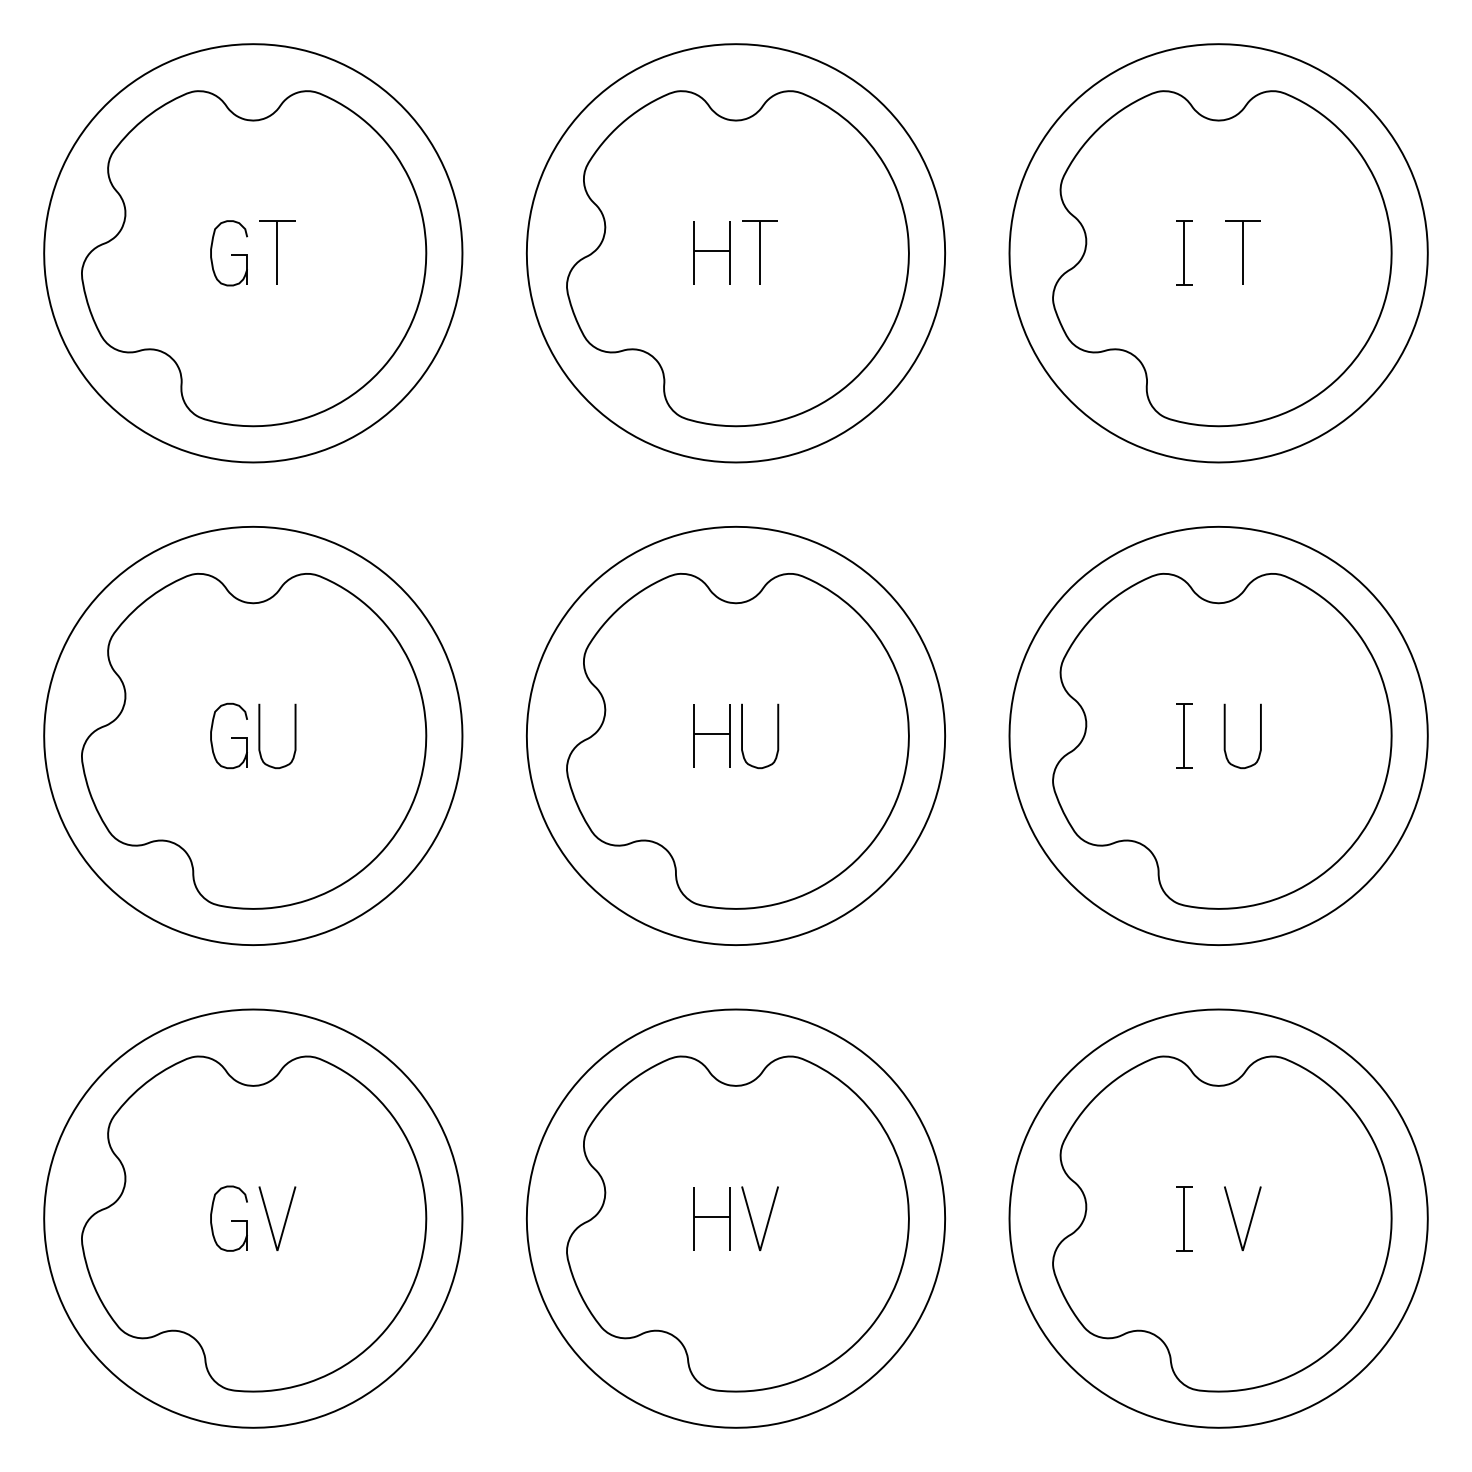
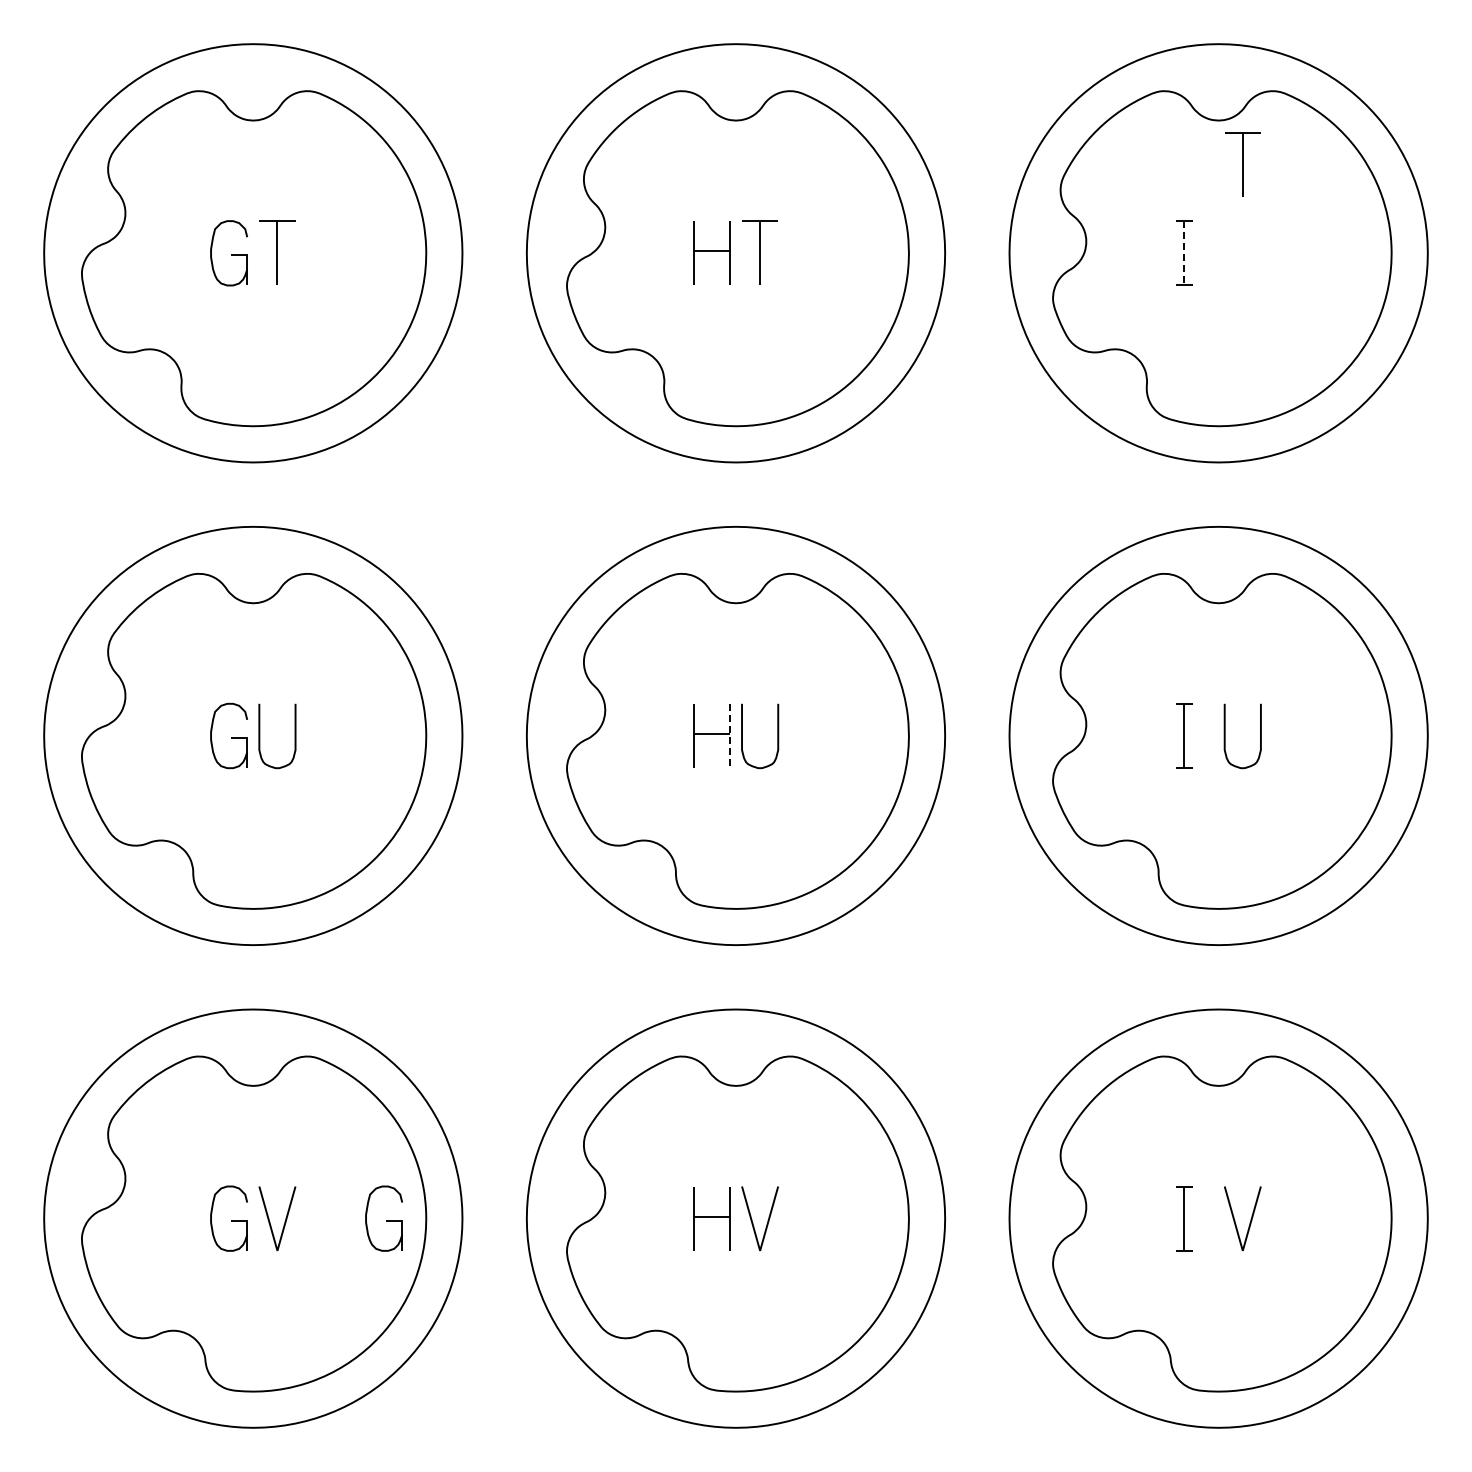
part position: (1242, 252) -> (1242, 164) (1242, 164)
line: solid -> dashed (1184, 253)
line: solid -> dashed (729, 736)
part: none -> present (383, 1218)
